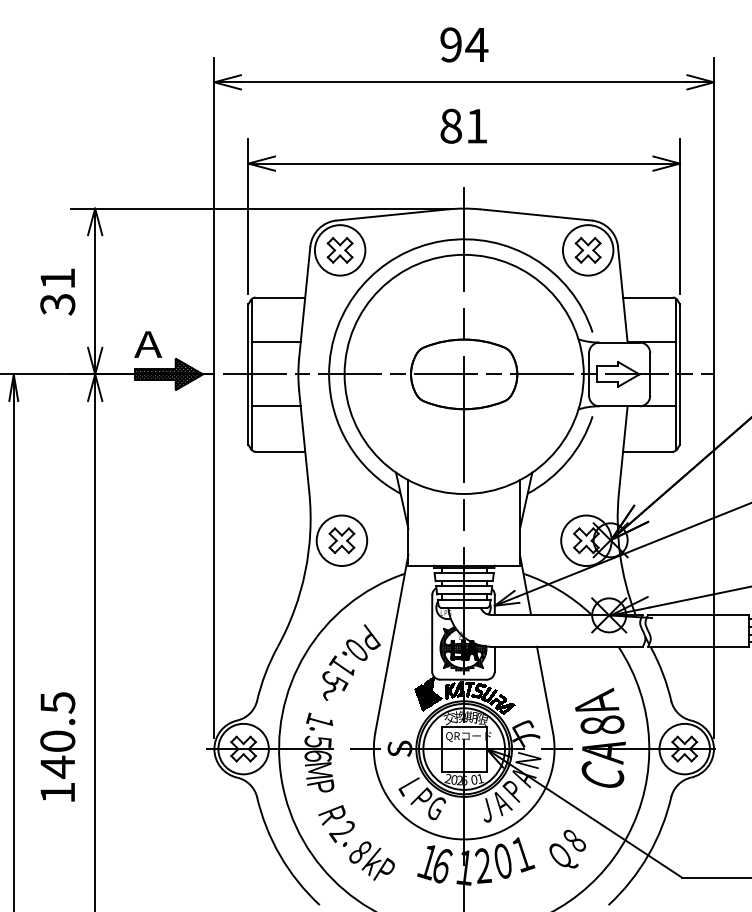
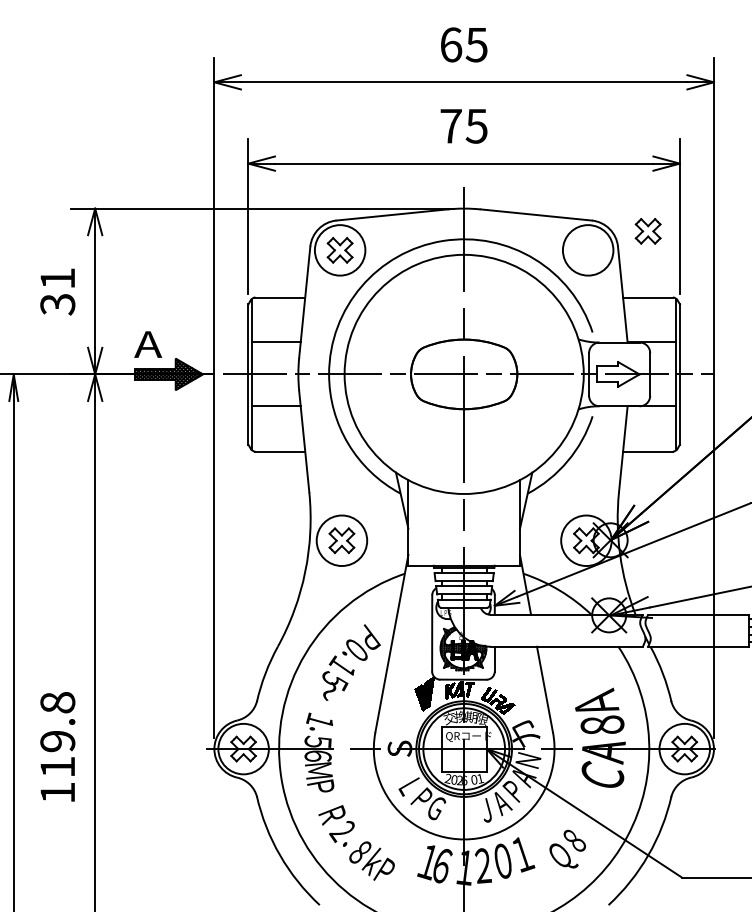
text: 94 -> 65 (464, 44)
text: 81 -> 75 (463, 125)
part position: (587, 250) -> (647, 231) (647, 231)
hatch: present -> none (478, 690)
hatch: present -> none (435, 698)
text: 140.5 -> 119.8 (57, 735)
